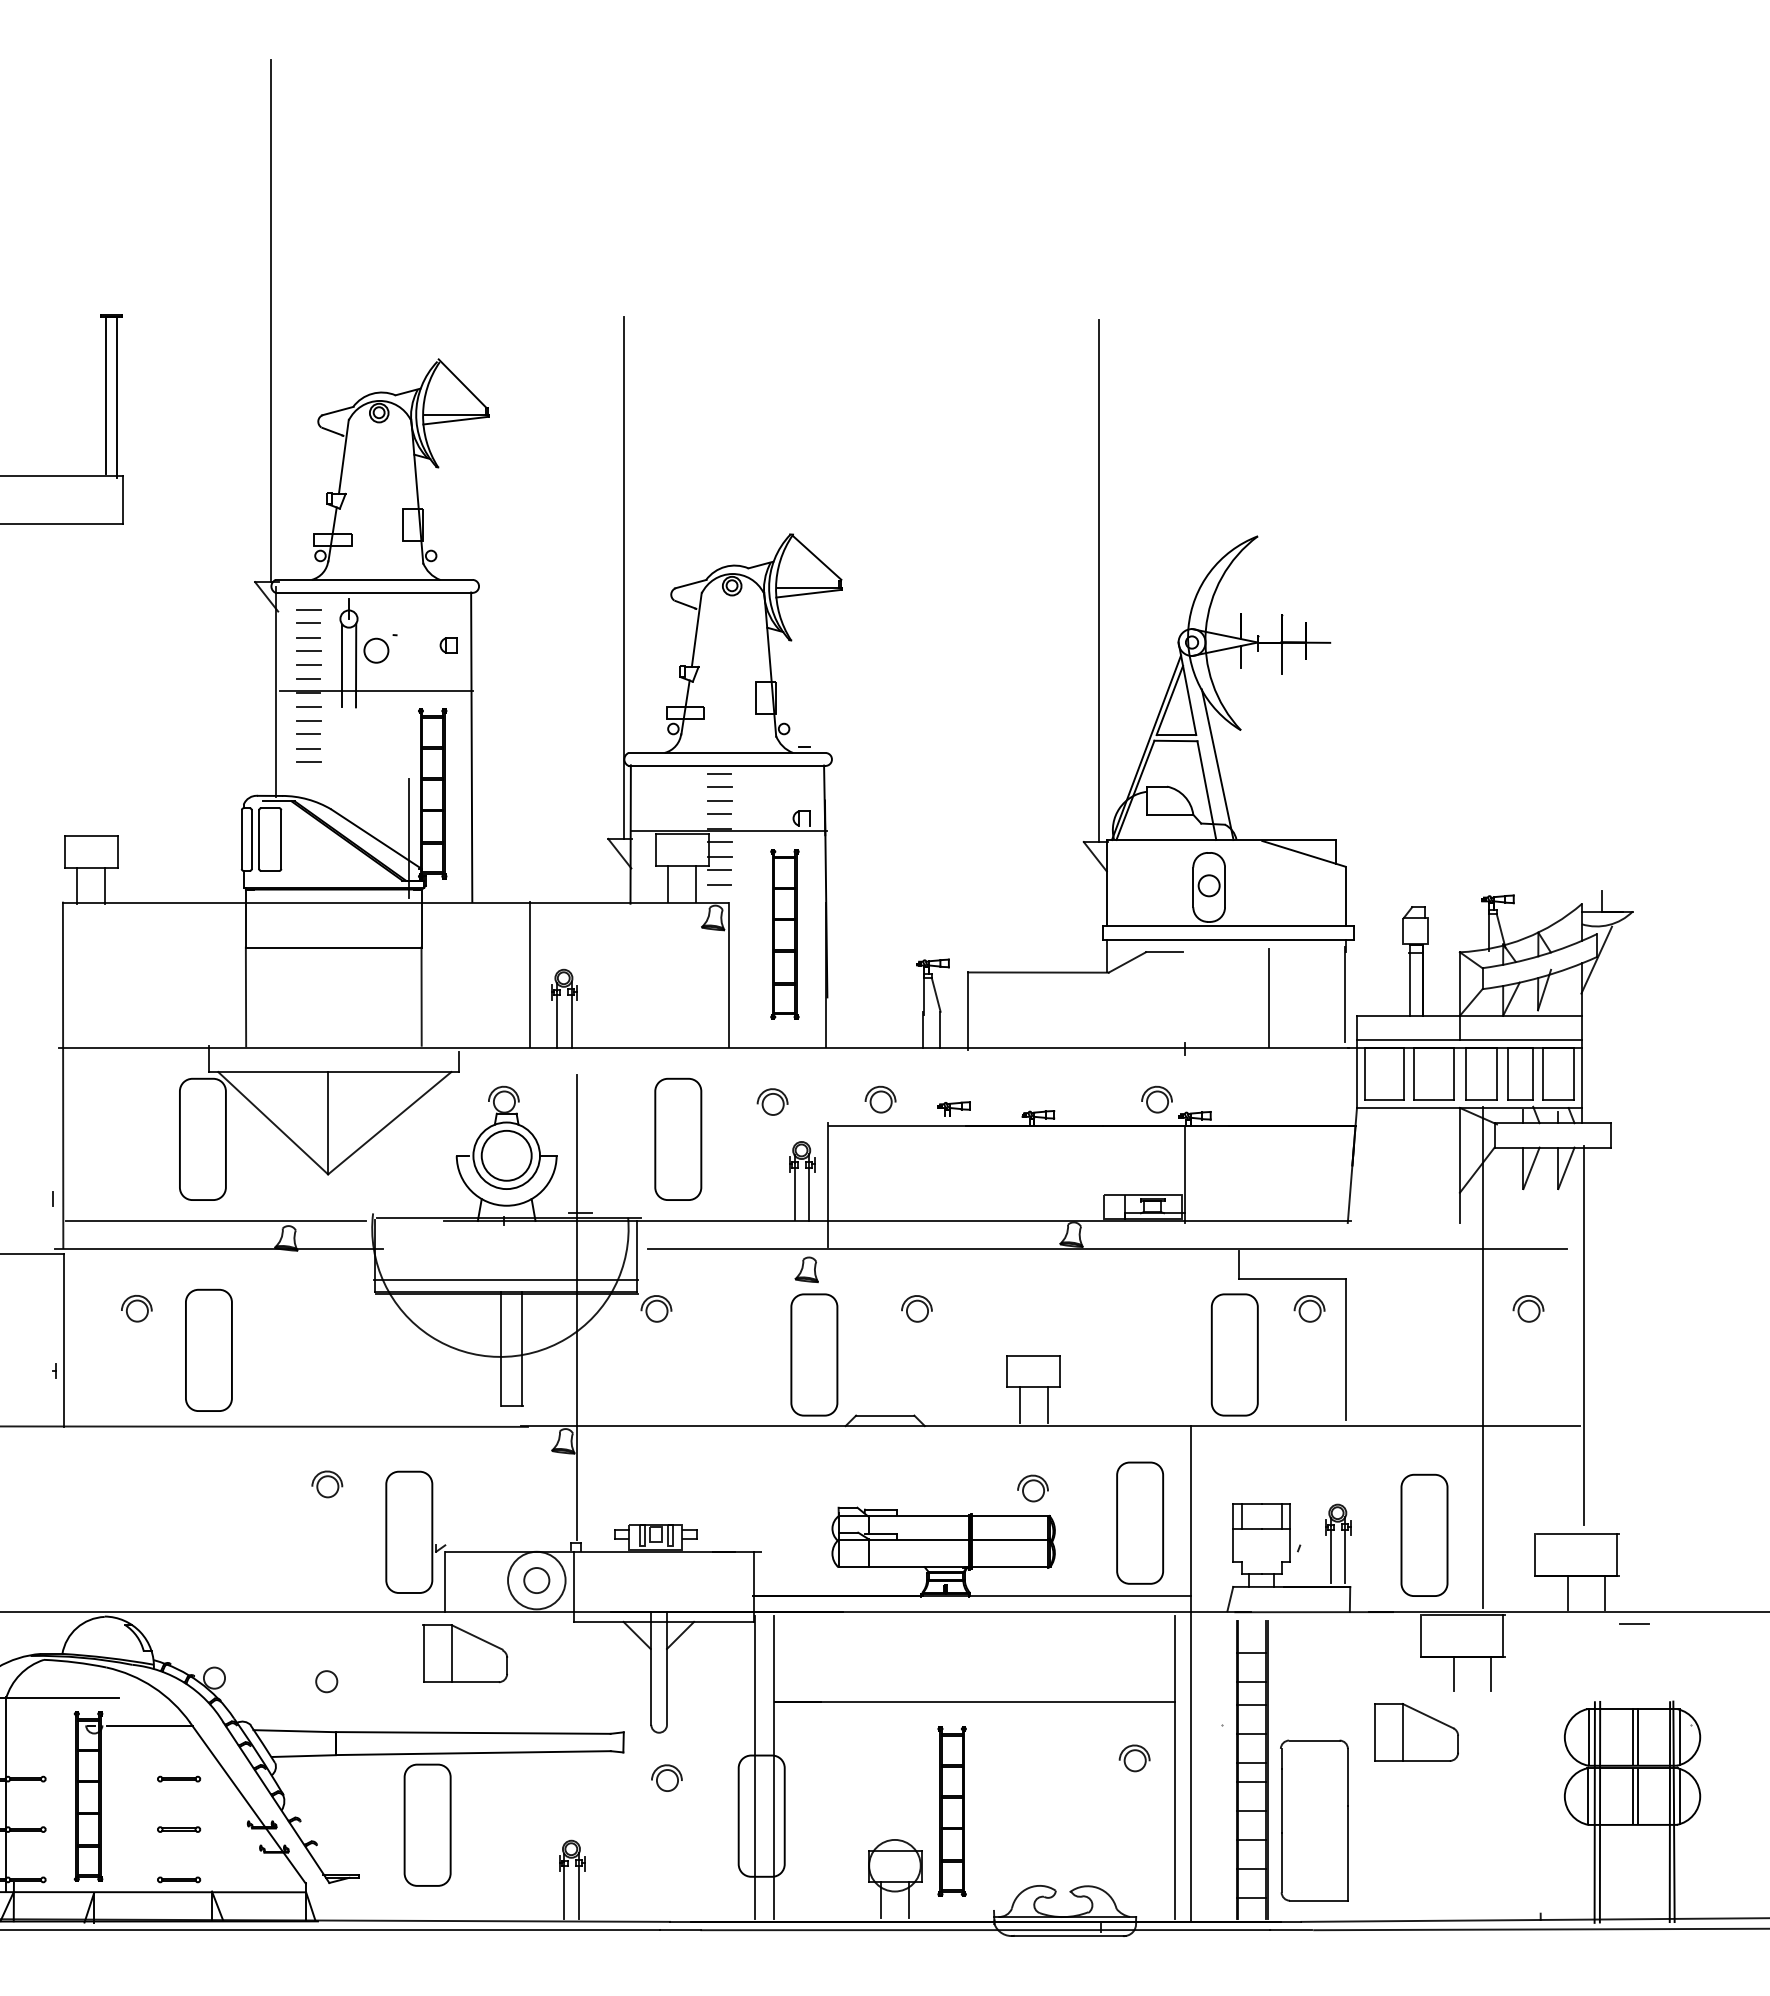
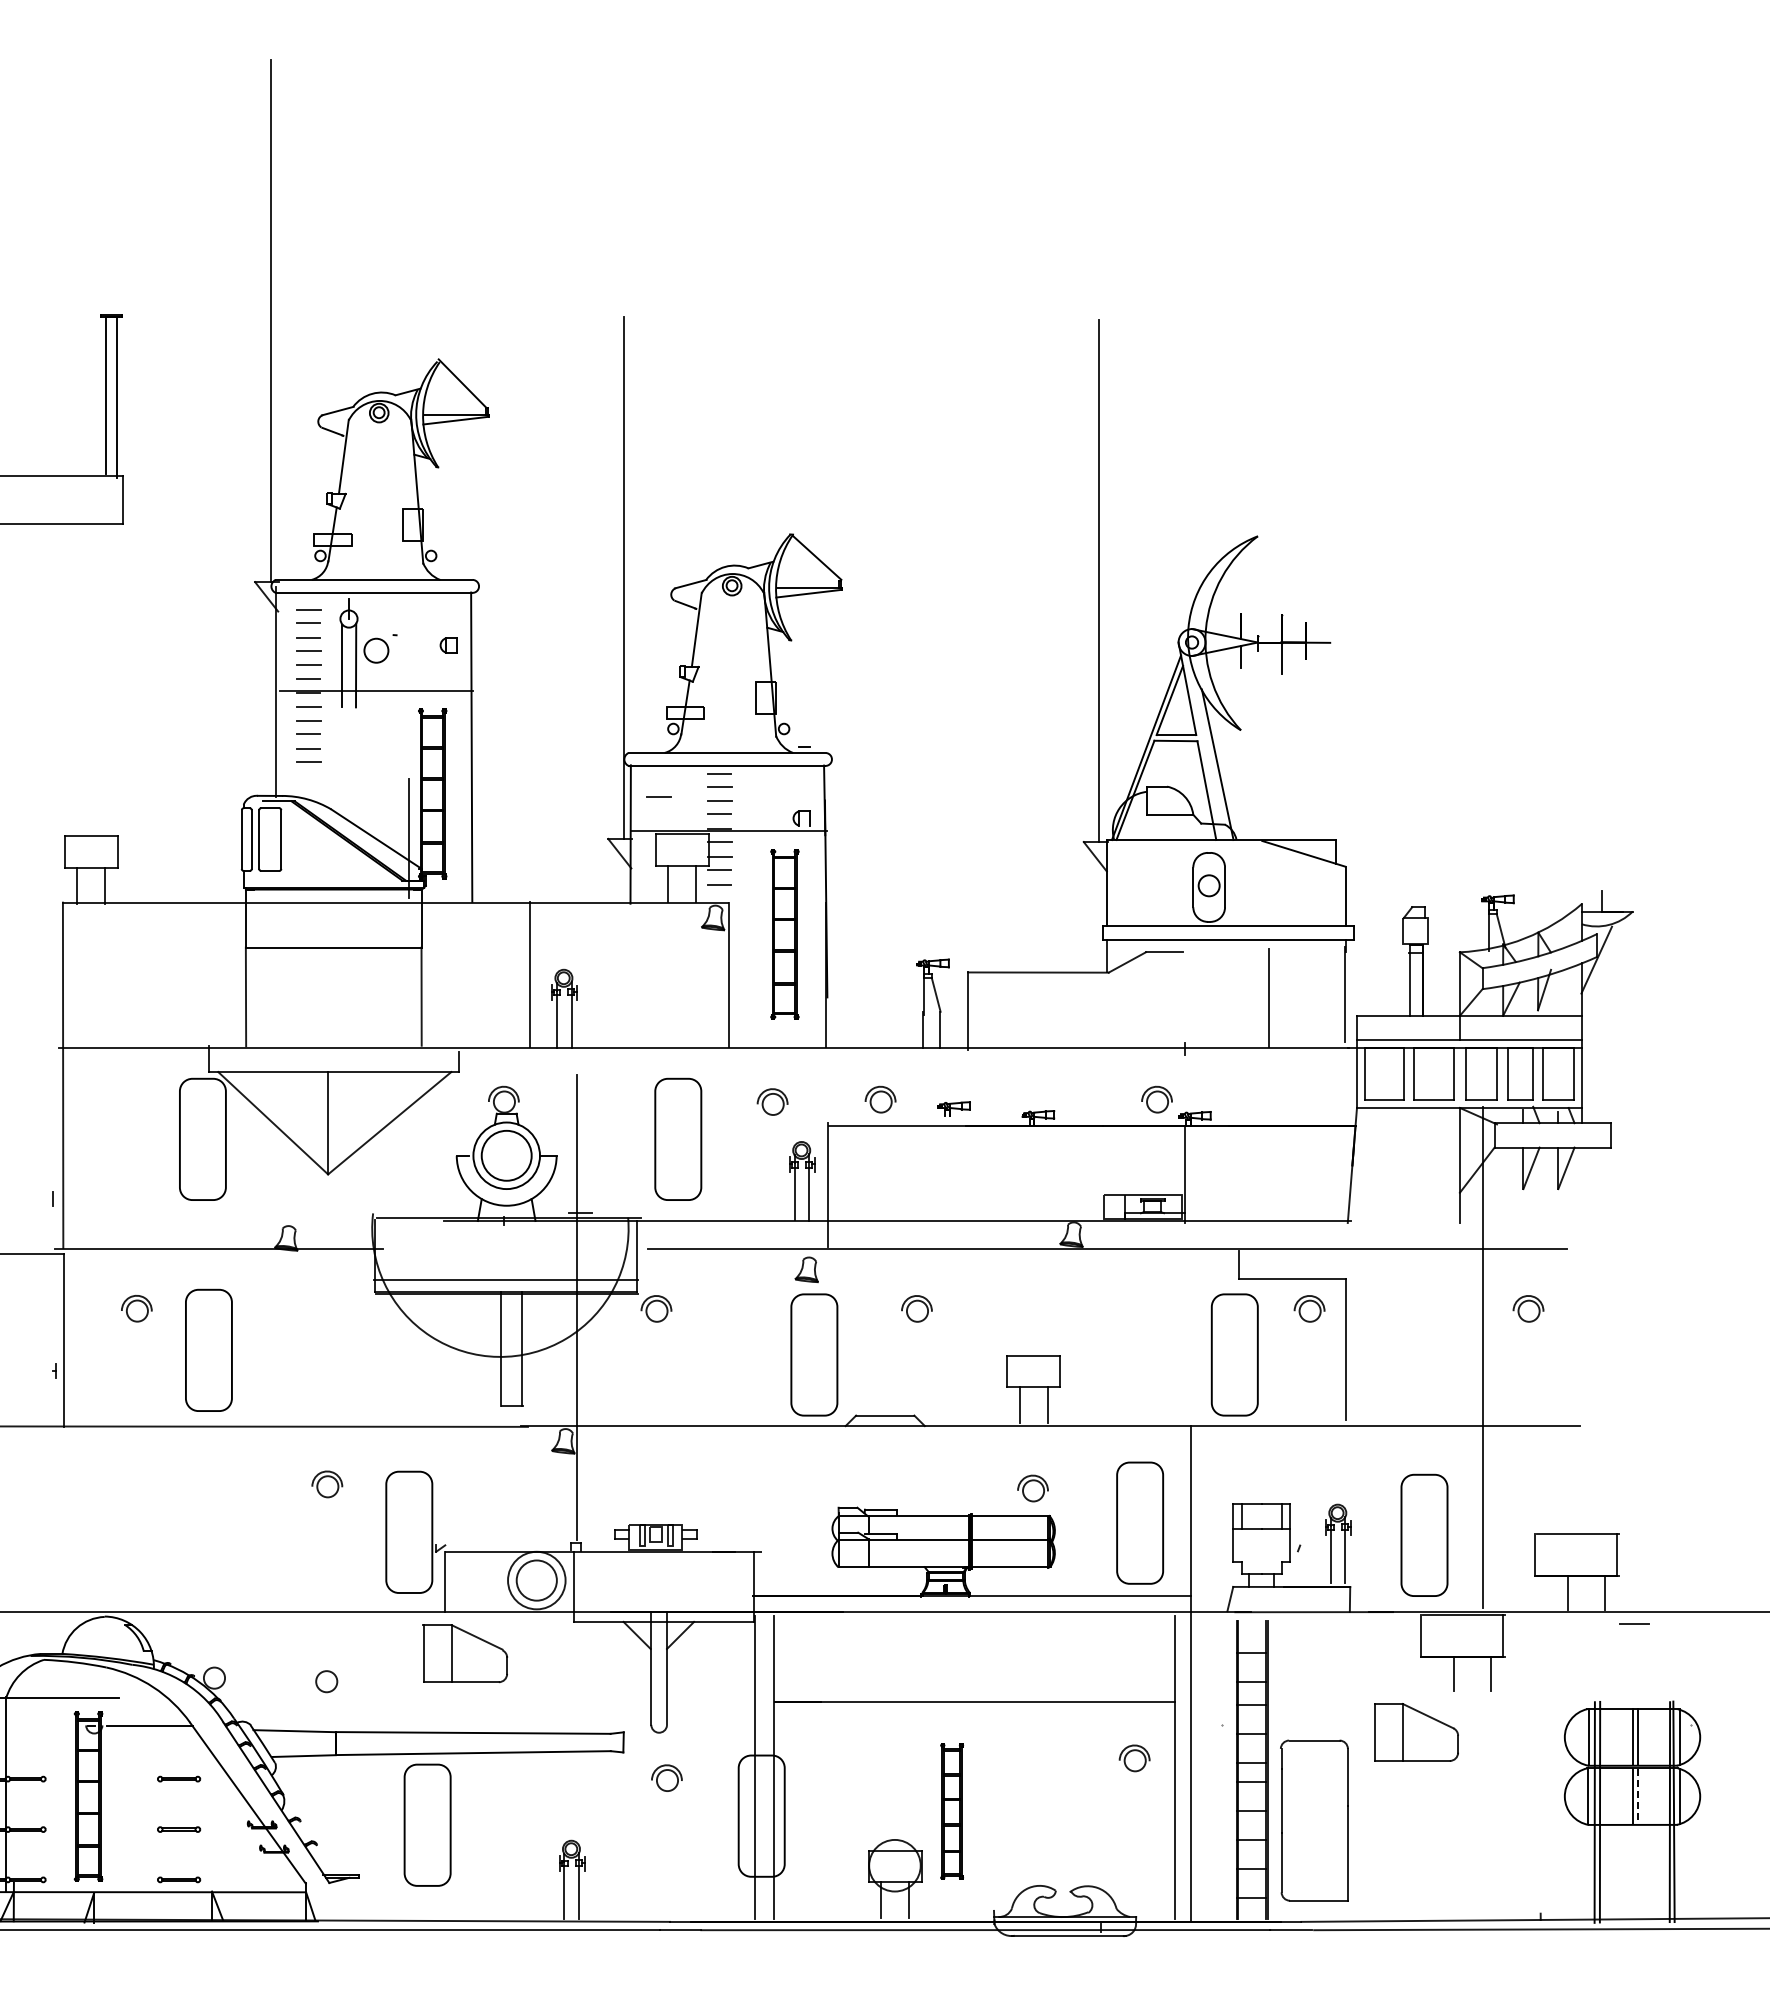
line: none -> present (658, 796)
line: present -> none (215, 1220)
line: present -> none (1583, 1335)
circle diameter: 25 px -> 40 px (536, 1580)
line: solid -> dashed (1637, 1796)
part size: 30x171 px -> 24x137 px (951, 1811)
